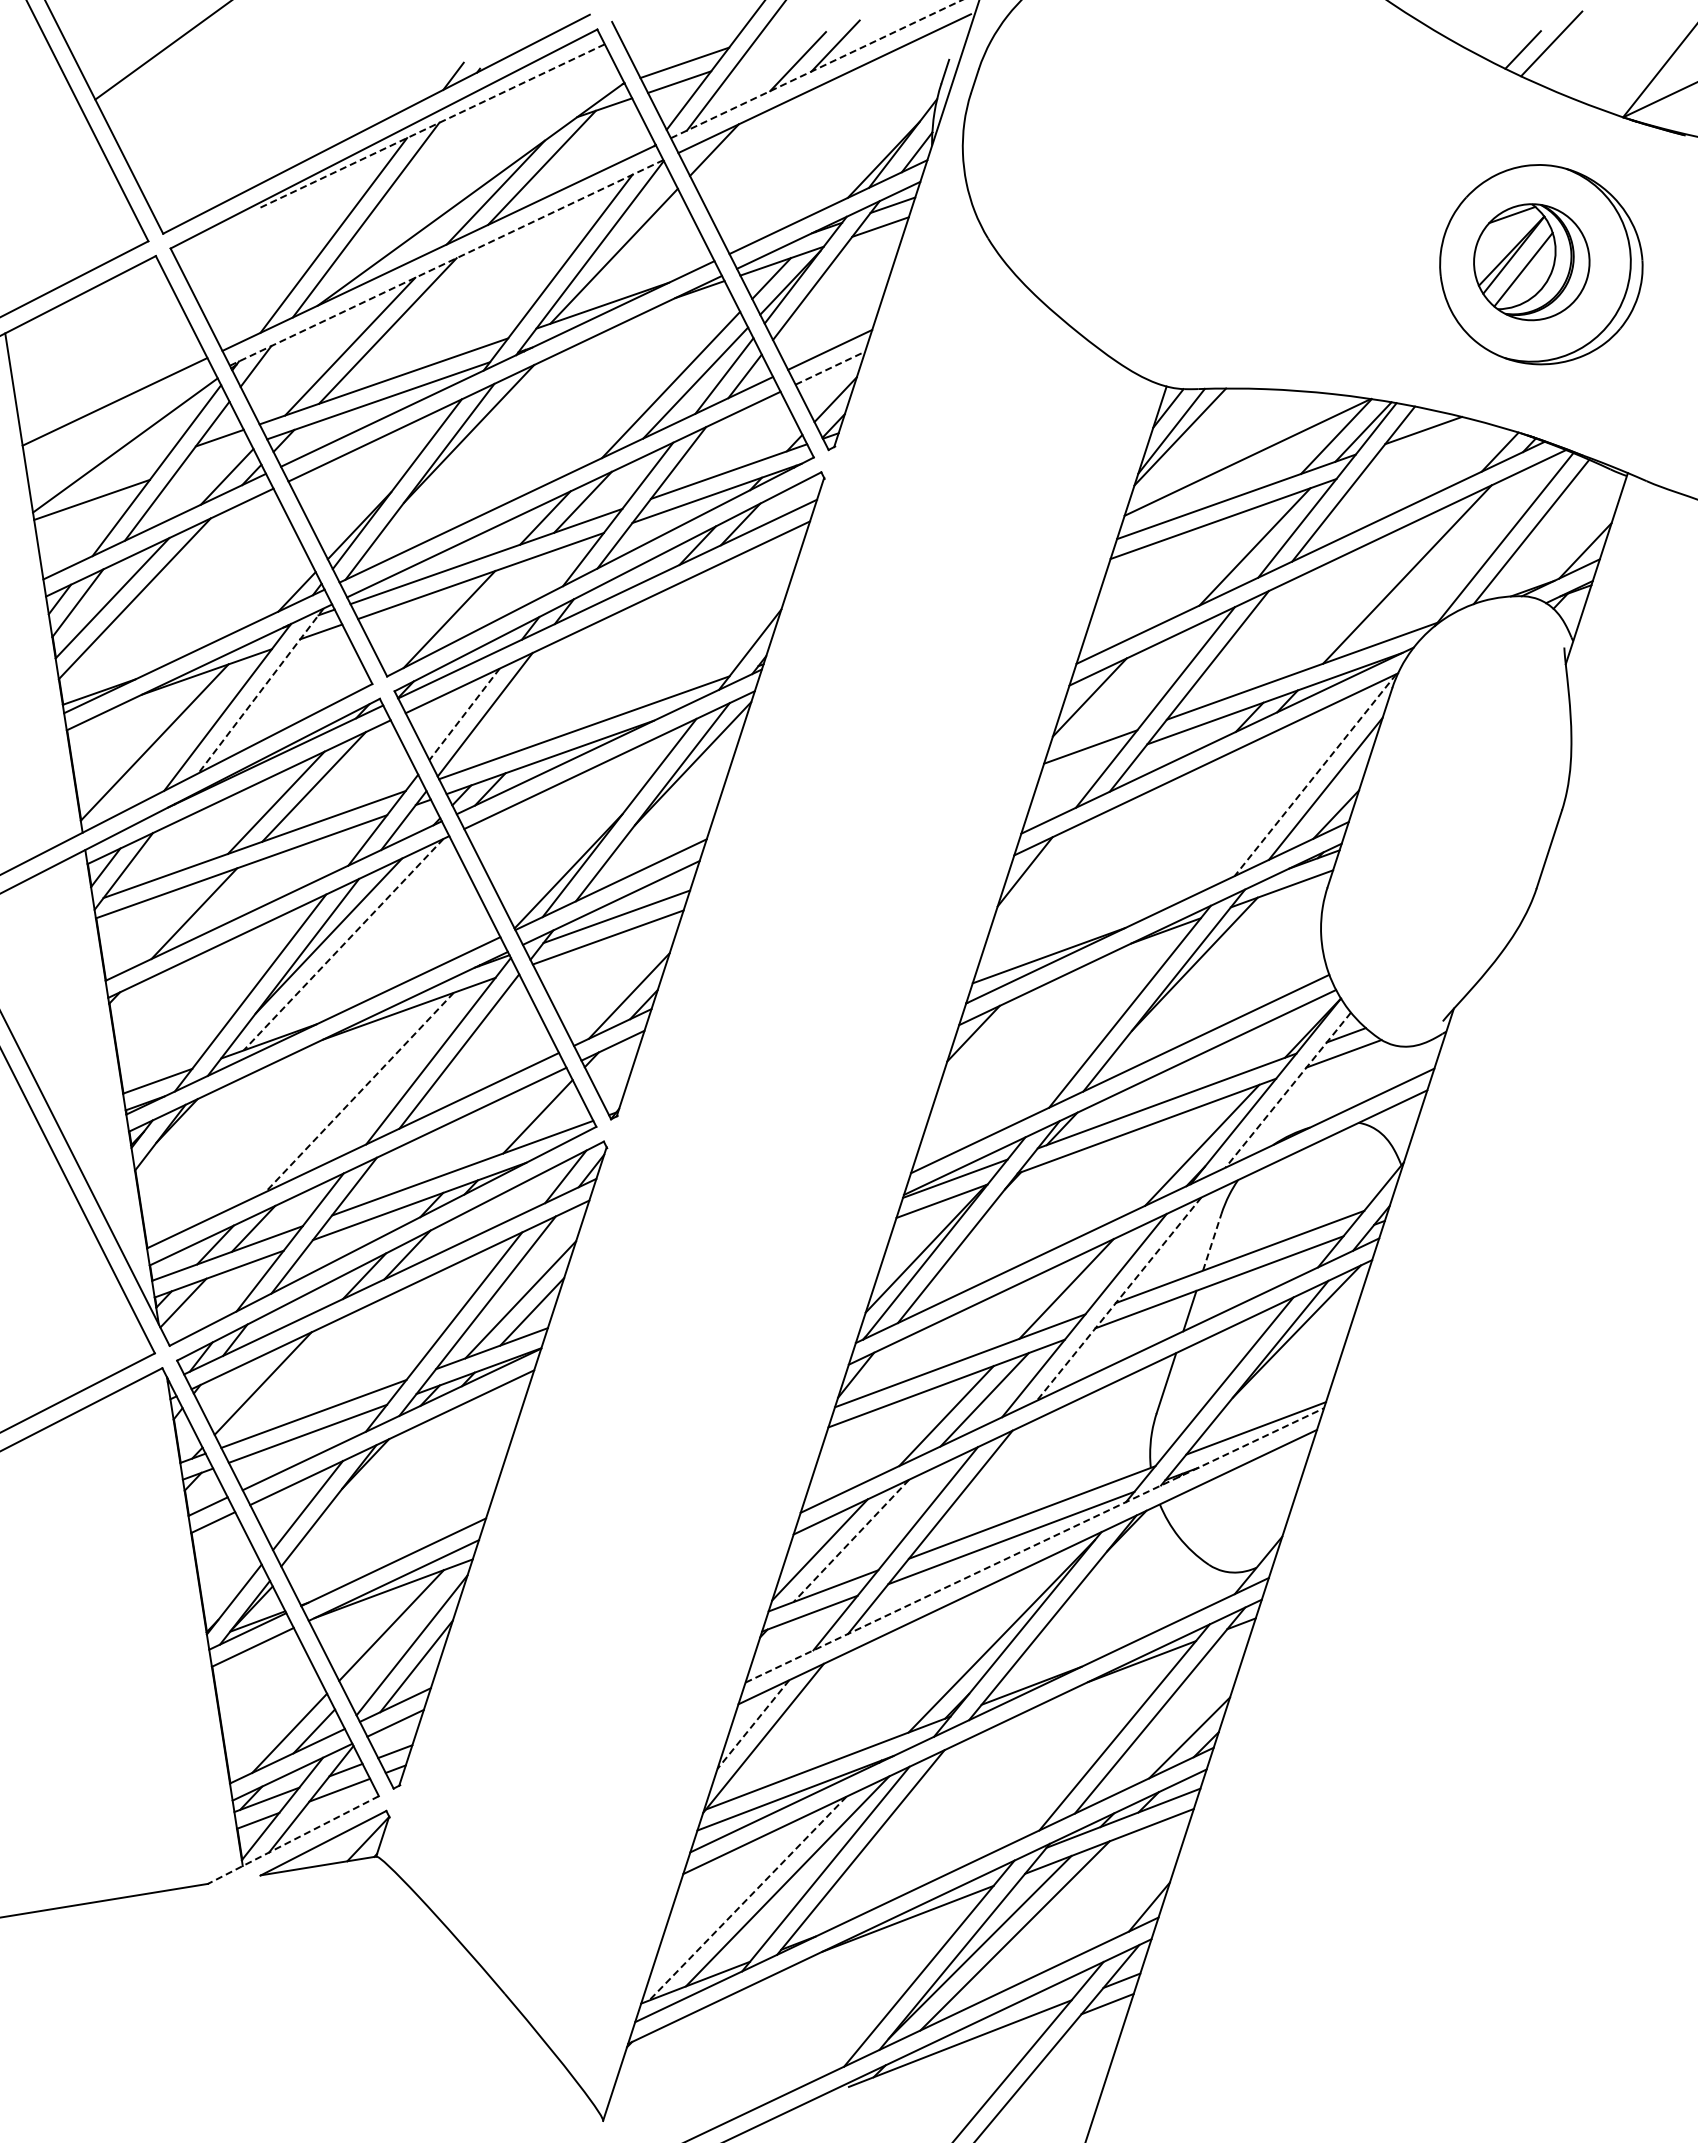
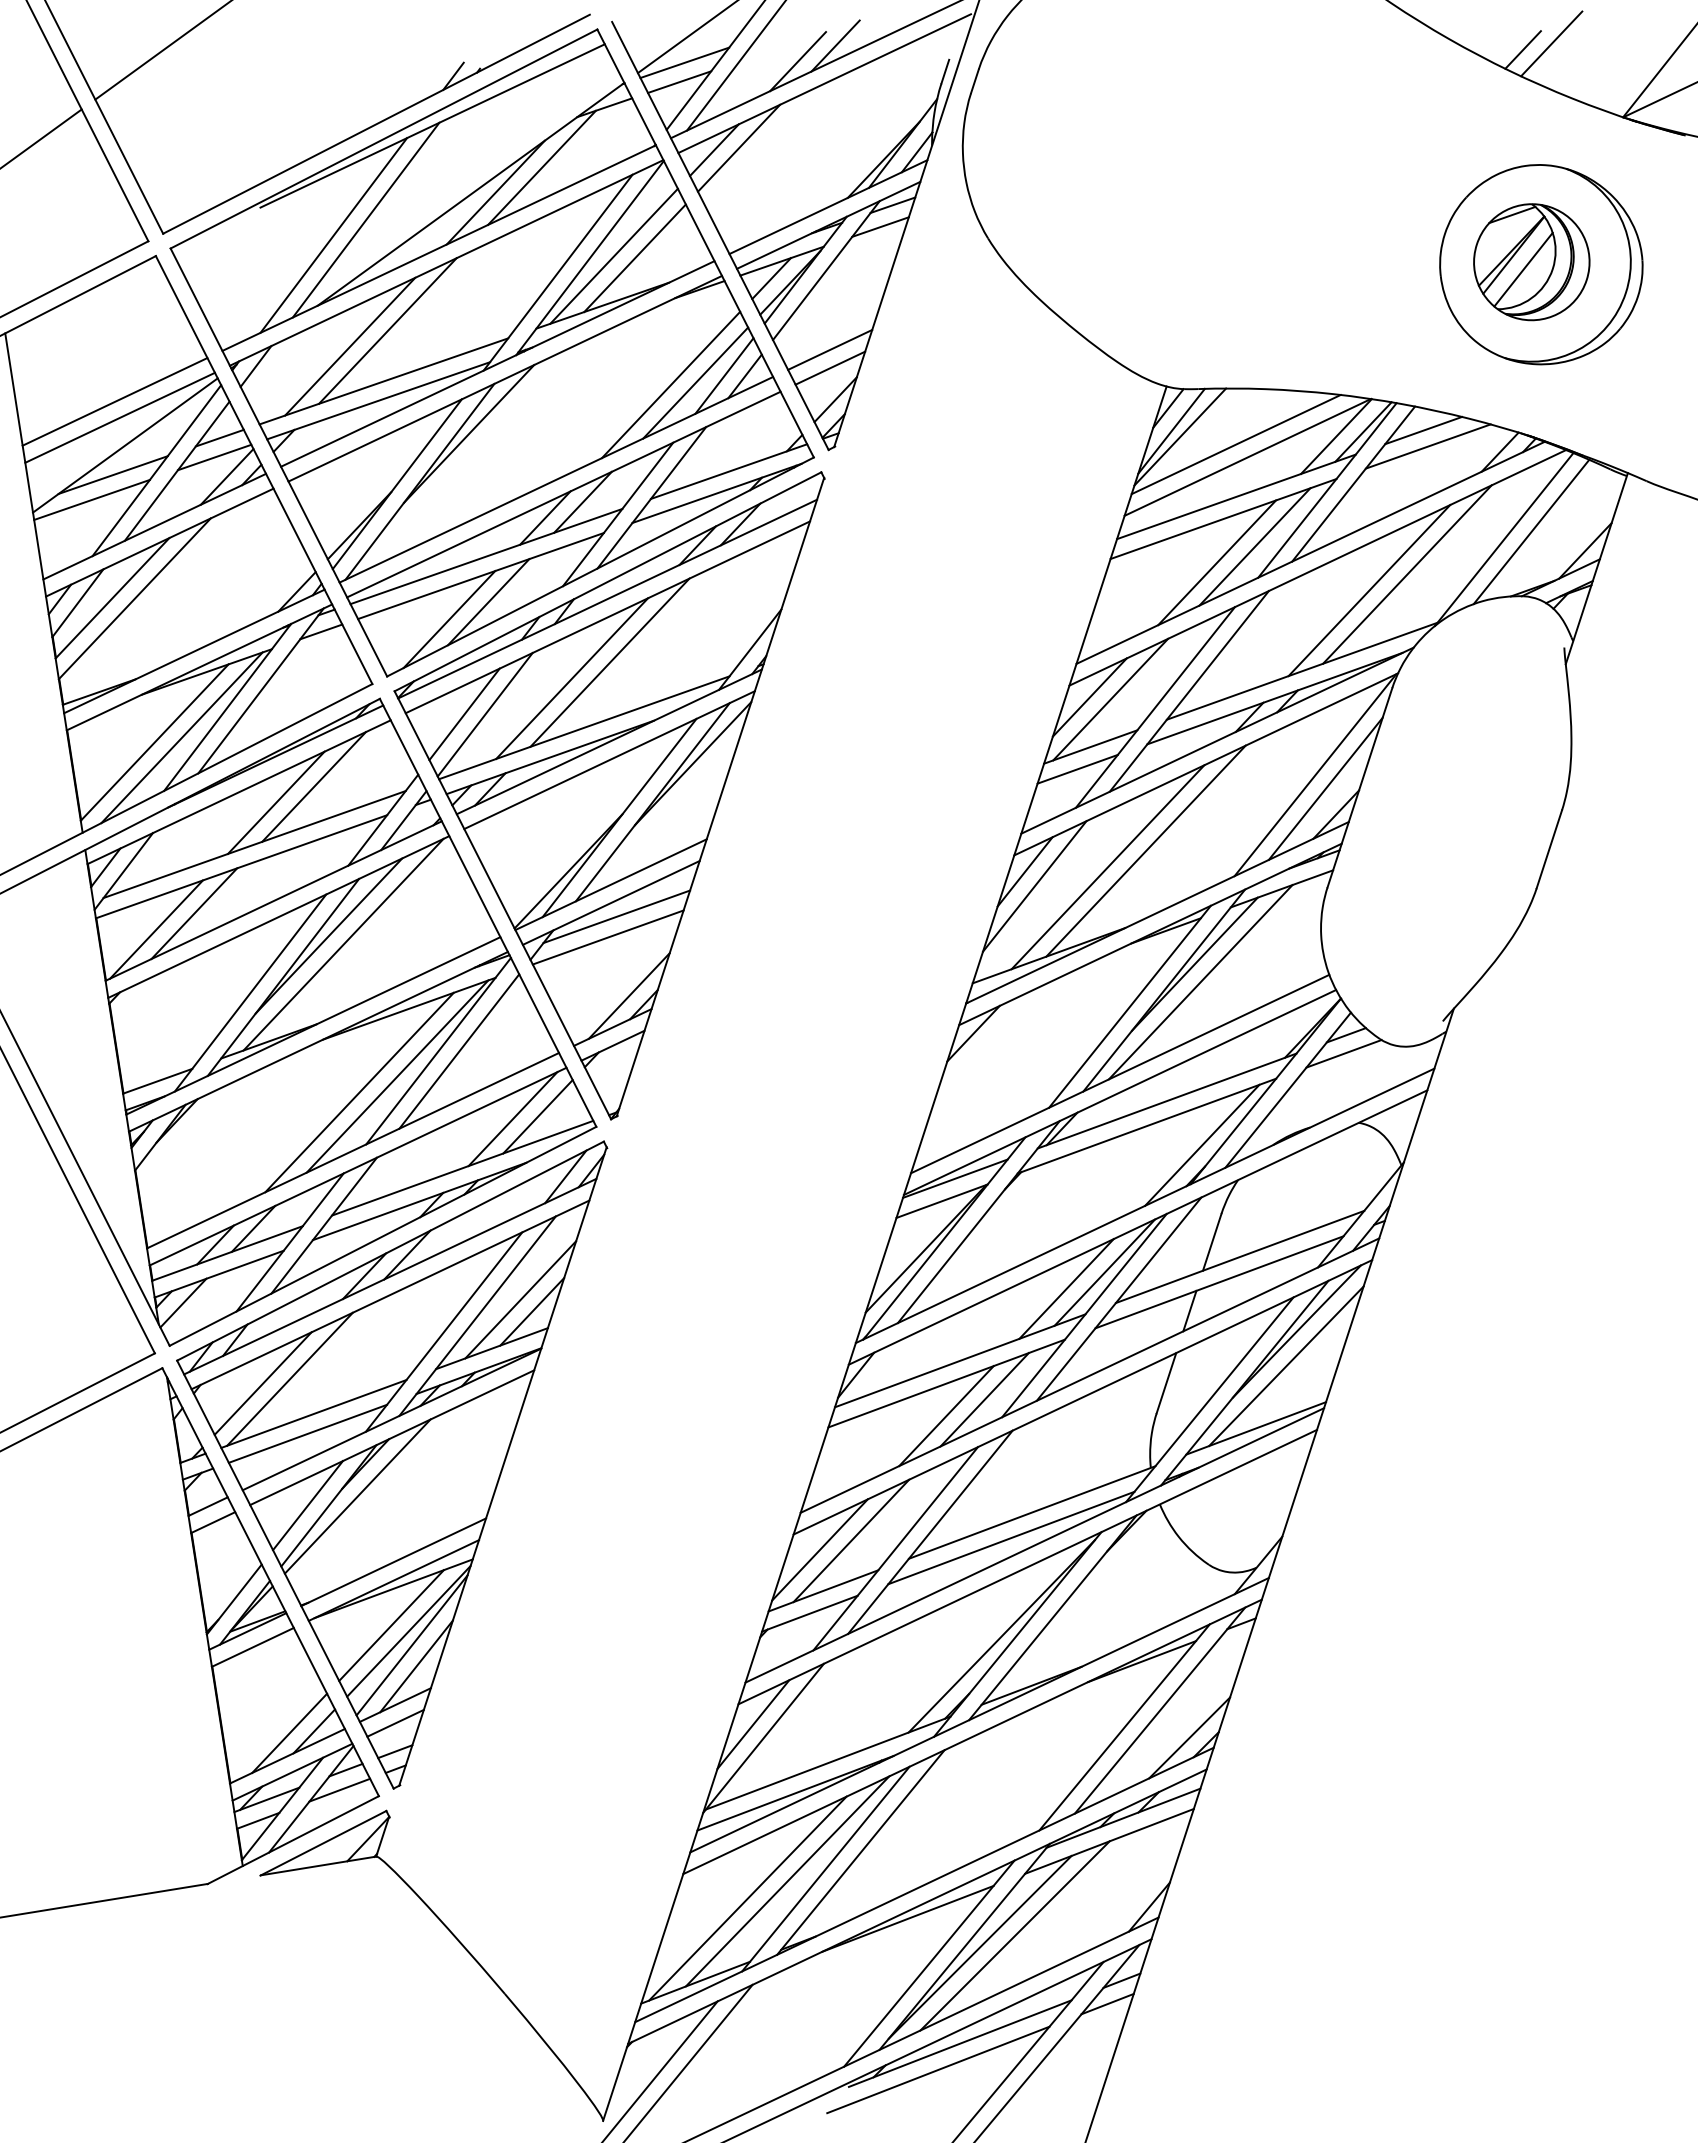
line: none -> present (686, 37)
line: dashed -> solid (816, 69)
line: dashed -> solid (432, 125)
line: none -> present (41, 138)
line: none -> present (738, 147)
line: none -> present (634, 258)
line: dashed -> solid (446, 262)
line: dashed -> solid (830, 368)
line: none -> present (119, 417)
line: none -> present (1235, 444)
line: none -> present (1427, 446)
line: none -> present (214, 457)
line: none -> present (112, 474)
line: none -> present (1217, 562)
line: none -> present (1369, 590)
line: none -> present (488, 602)
line: none -> present (609, 662)
line: none -> present (572, 678)
line: dashed -> solid (261, 690)
line: none -> present (1110, 699)
line: dashed -> solid (464, 714)
line: none -> present (181, 737)
line: none -> present (1077, 768)
line: dashed -> solid (1315, 775)
line: none -> present (1145, 850)
line: none -> present (1107, 867)
line: none -> present (1034, 886)
line: none -> present (156, 929)
line: dashed -> solid (343, 944)
line: none -> present (1200, 982)
line: none -> present (397, 1076)
line: dashed -> solid (1288, 1090)
line: dashed -> solid (359, 1092)
line: none -> present (512, 1119)
line: dashed -> solid (1212, 1242)
line: none -> present (1104, 1272)
line: dashed -> solid (1119, 1299)
line: none -> present (1286, 1366)
line: none -> present (289, 1378)
line: none -> present (357, 1496)
line: dashed -> solid (851, 1541)
line: dashed -> solid (1035, 1545)
line: none -> present (408, 1631)
line: dashed -> solid (753, 1724)
line: dashed -> solid (292, 1840)
line: dashed -> solid (747, 1898)
line: none -> present (688, 2061)
line: none -> present (938, 2069)
line: none -> present (660, 2070)
